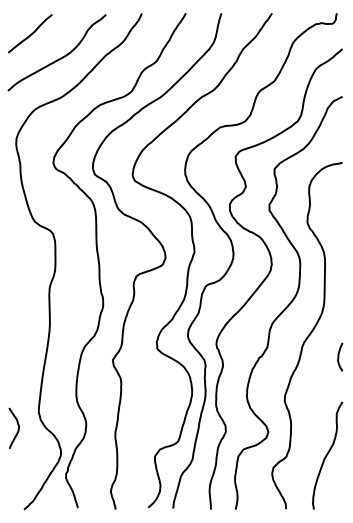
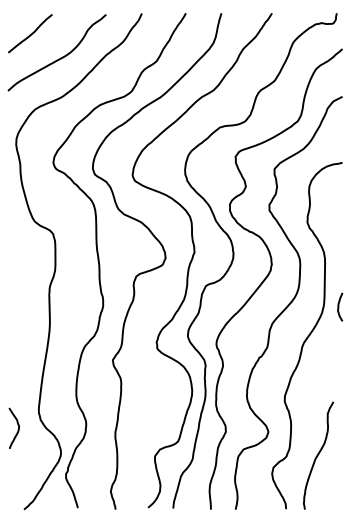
curve position: (339, 356) -> (339, 306) (339, 306)
curve position: (327, 455) -> (318, 455) (318, 455)
